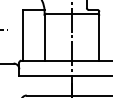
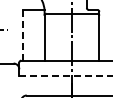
line: solid -> dashed (23, 35)
line: solid -> dashed (66, 75)
